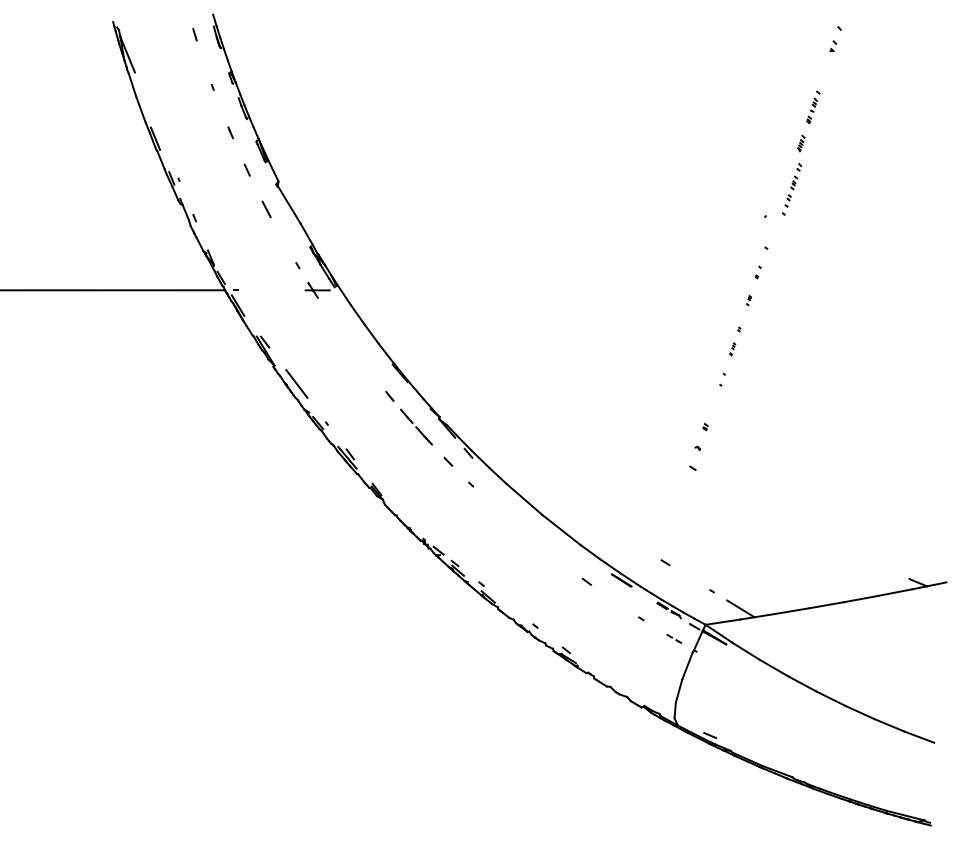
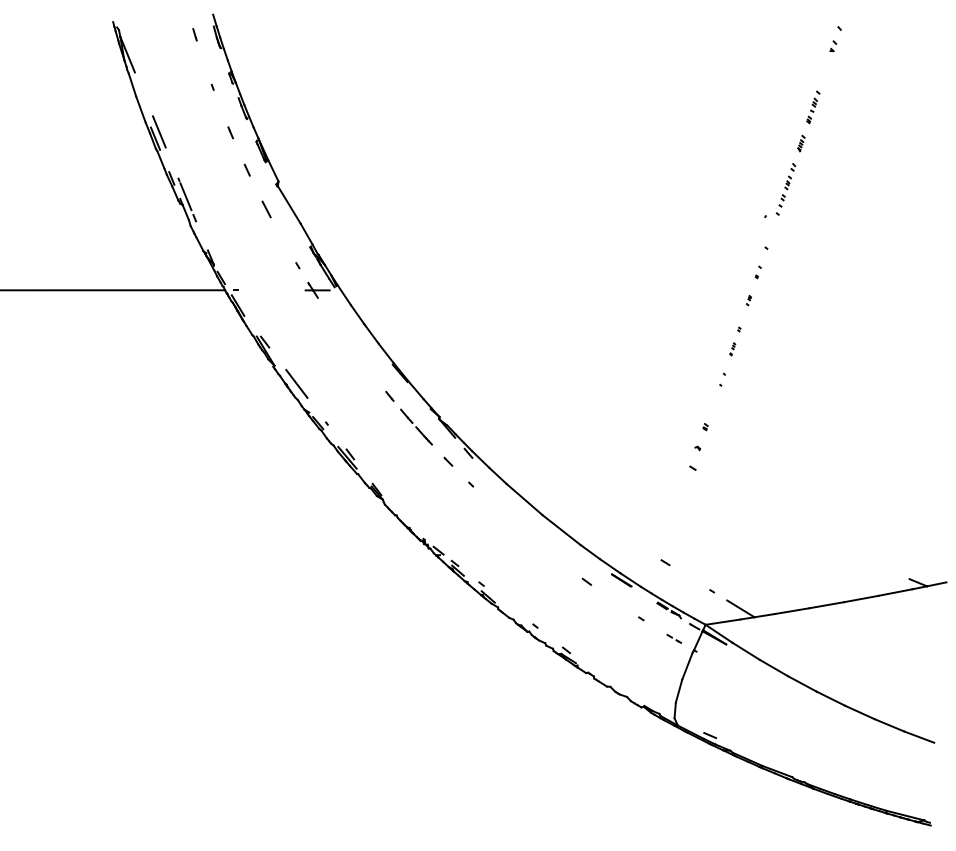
line: none -> present (158, 131)
part position: (791, 189) -> (785, 189) (785, 189)
line: none -> present (185, 196)
